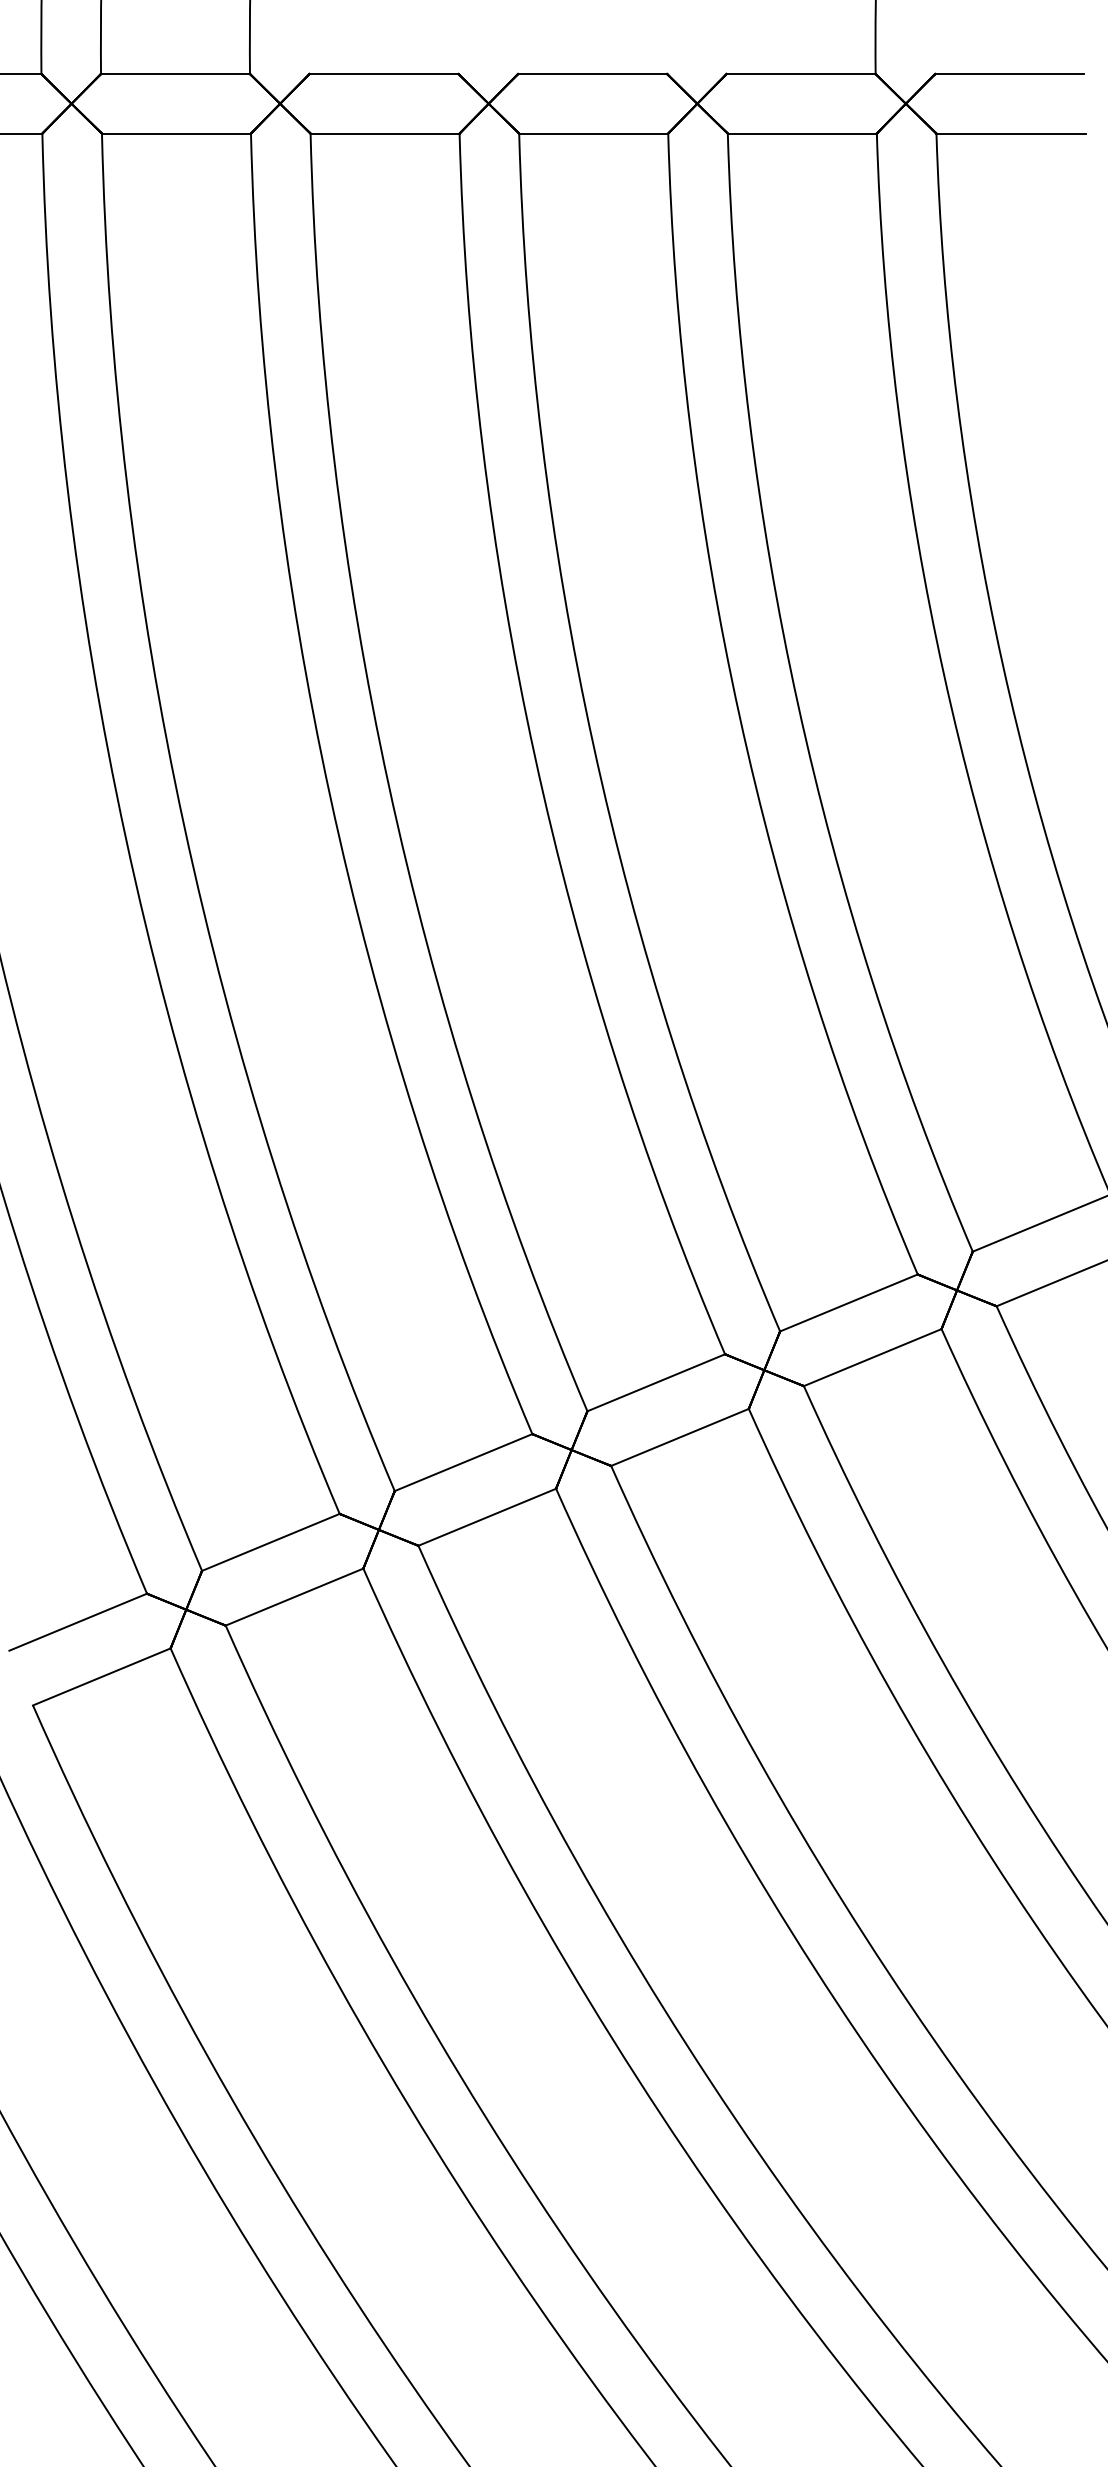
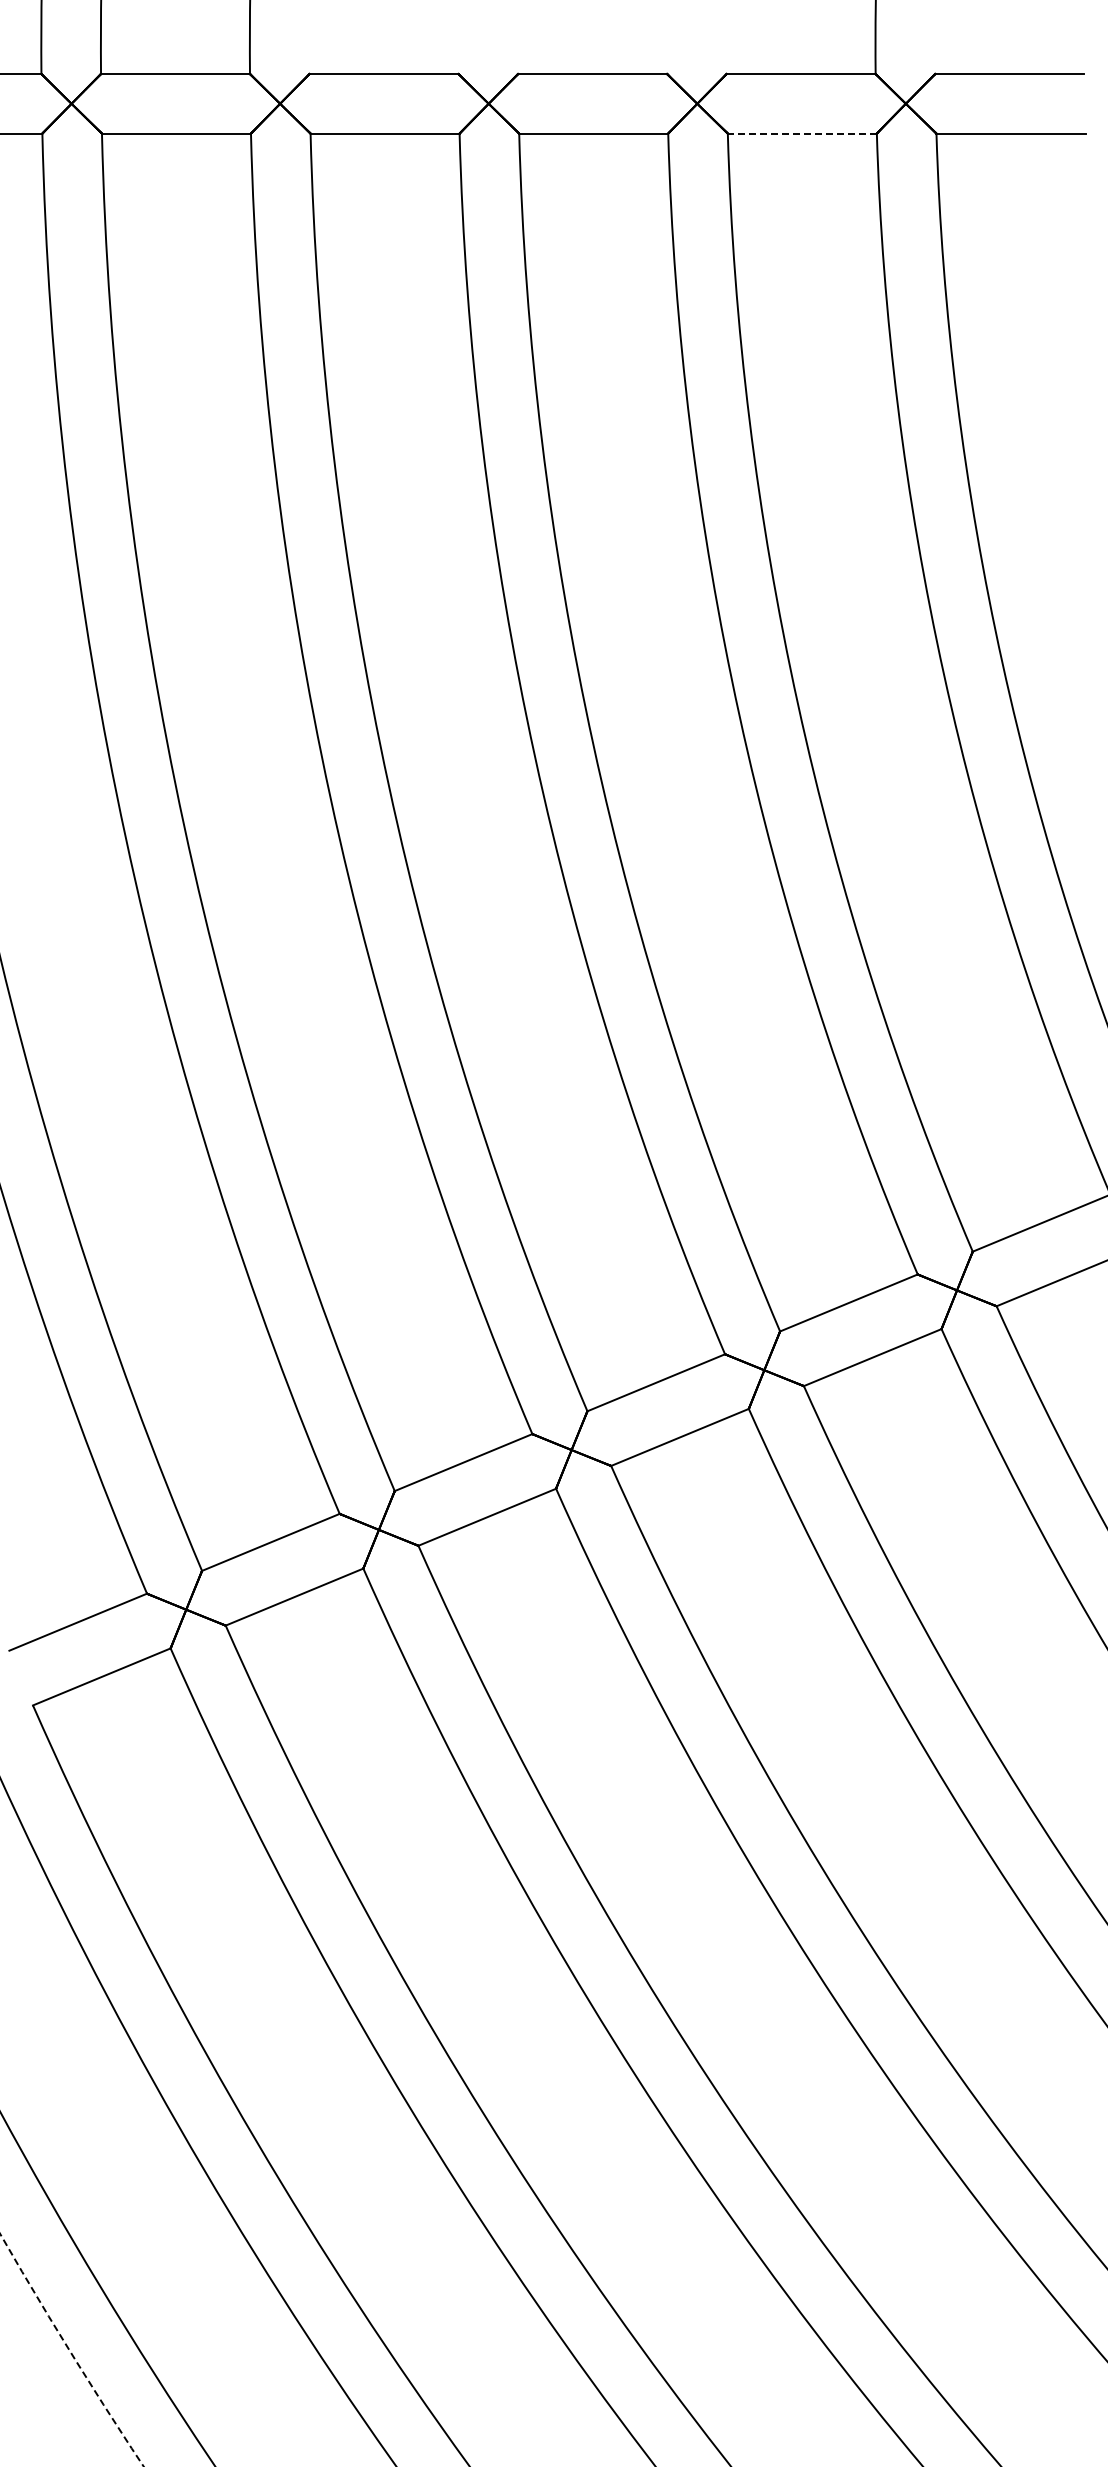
line: solid -> dashed (802, 133)
arc: solid -> dashed (70, 2351)
